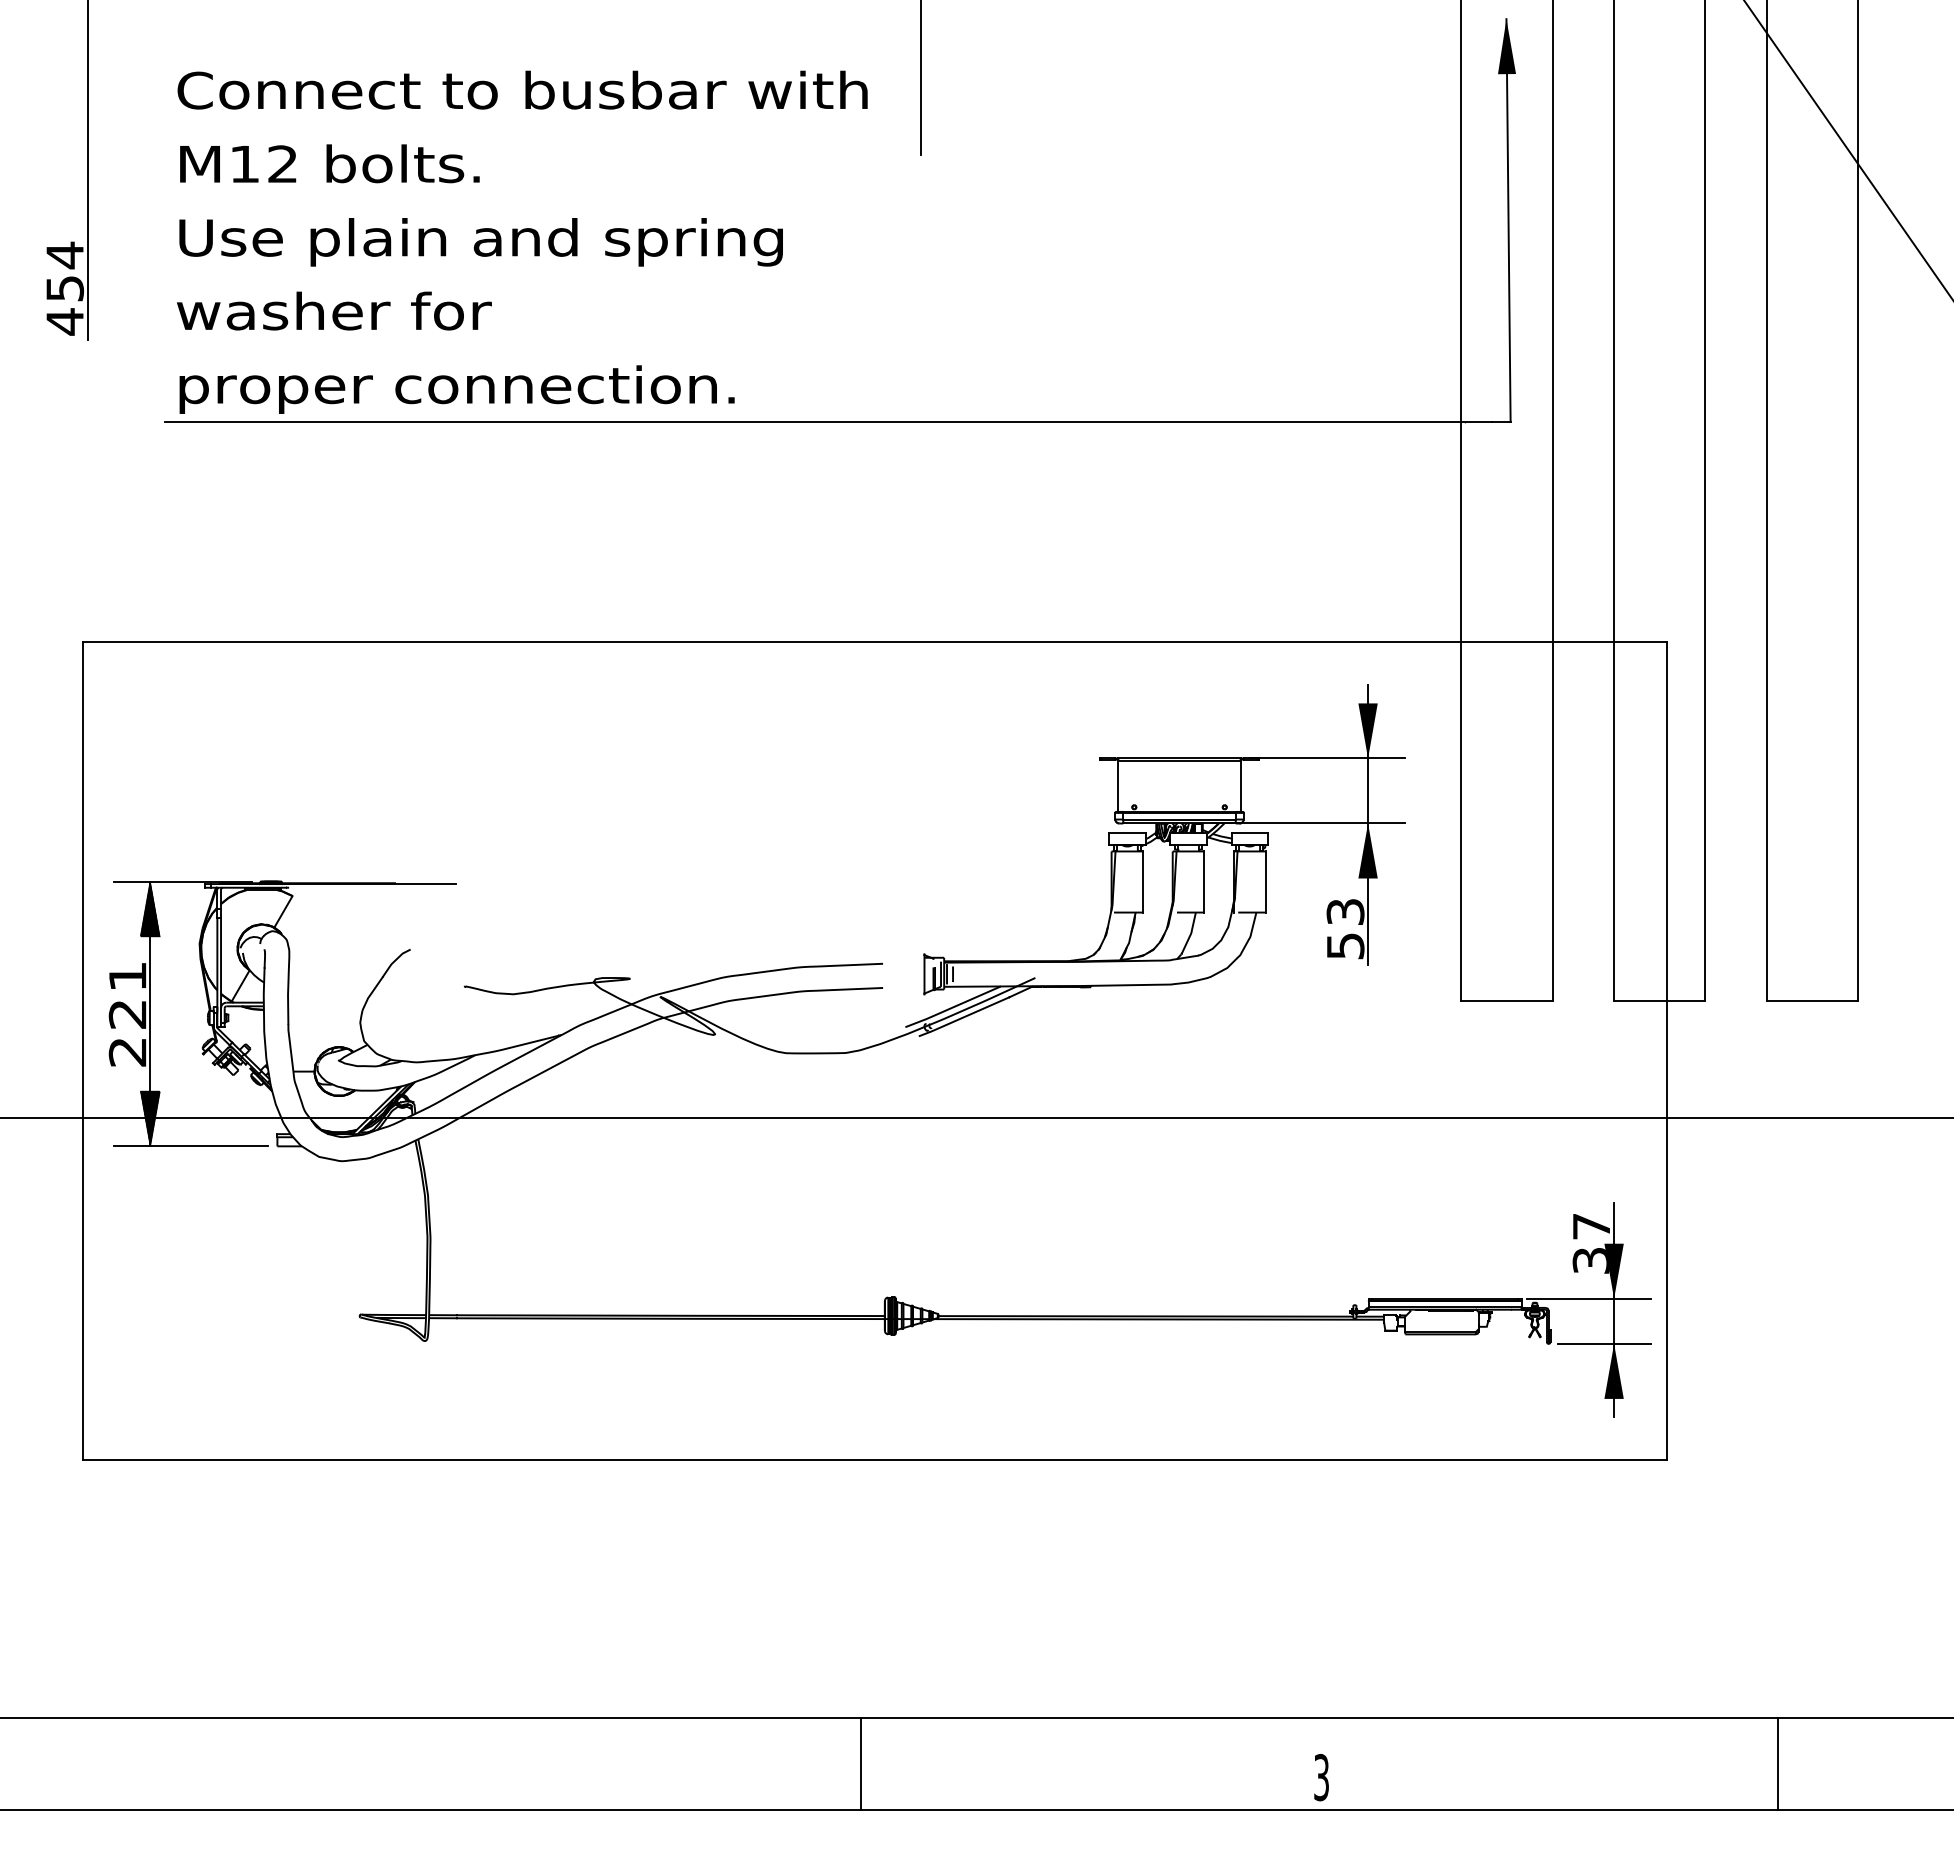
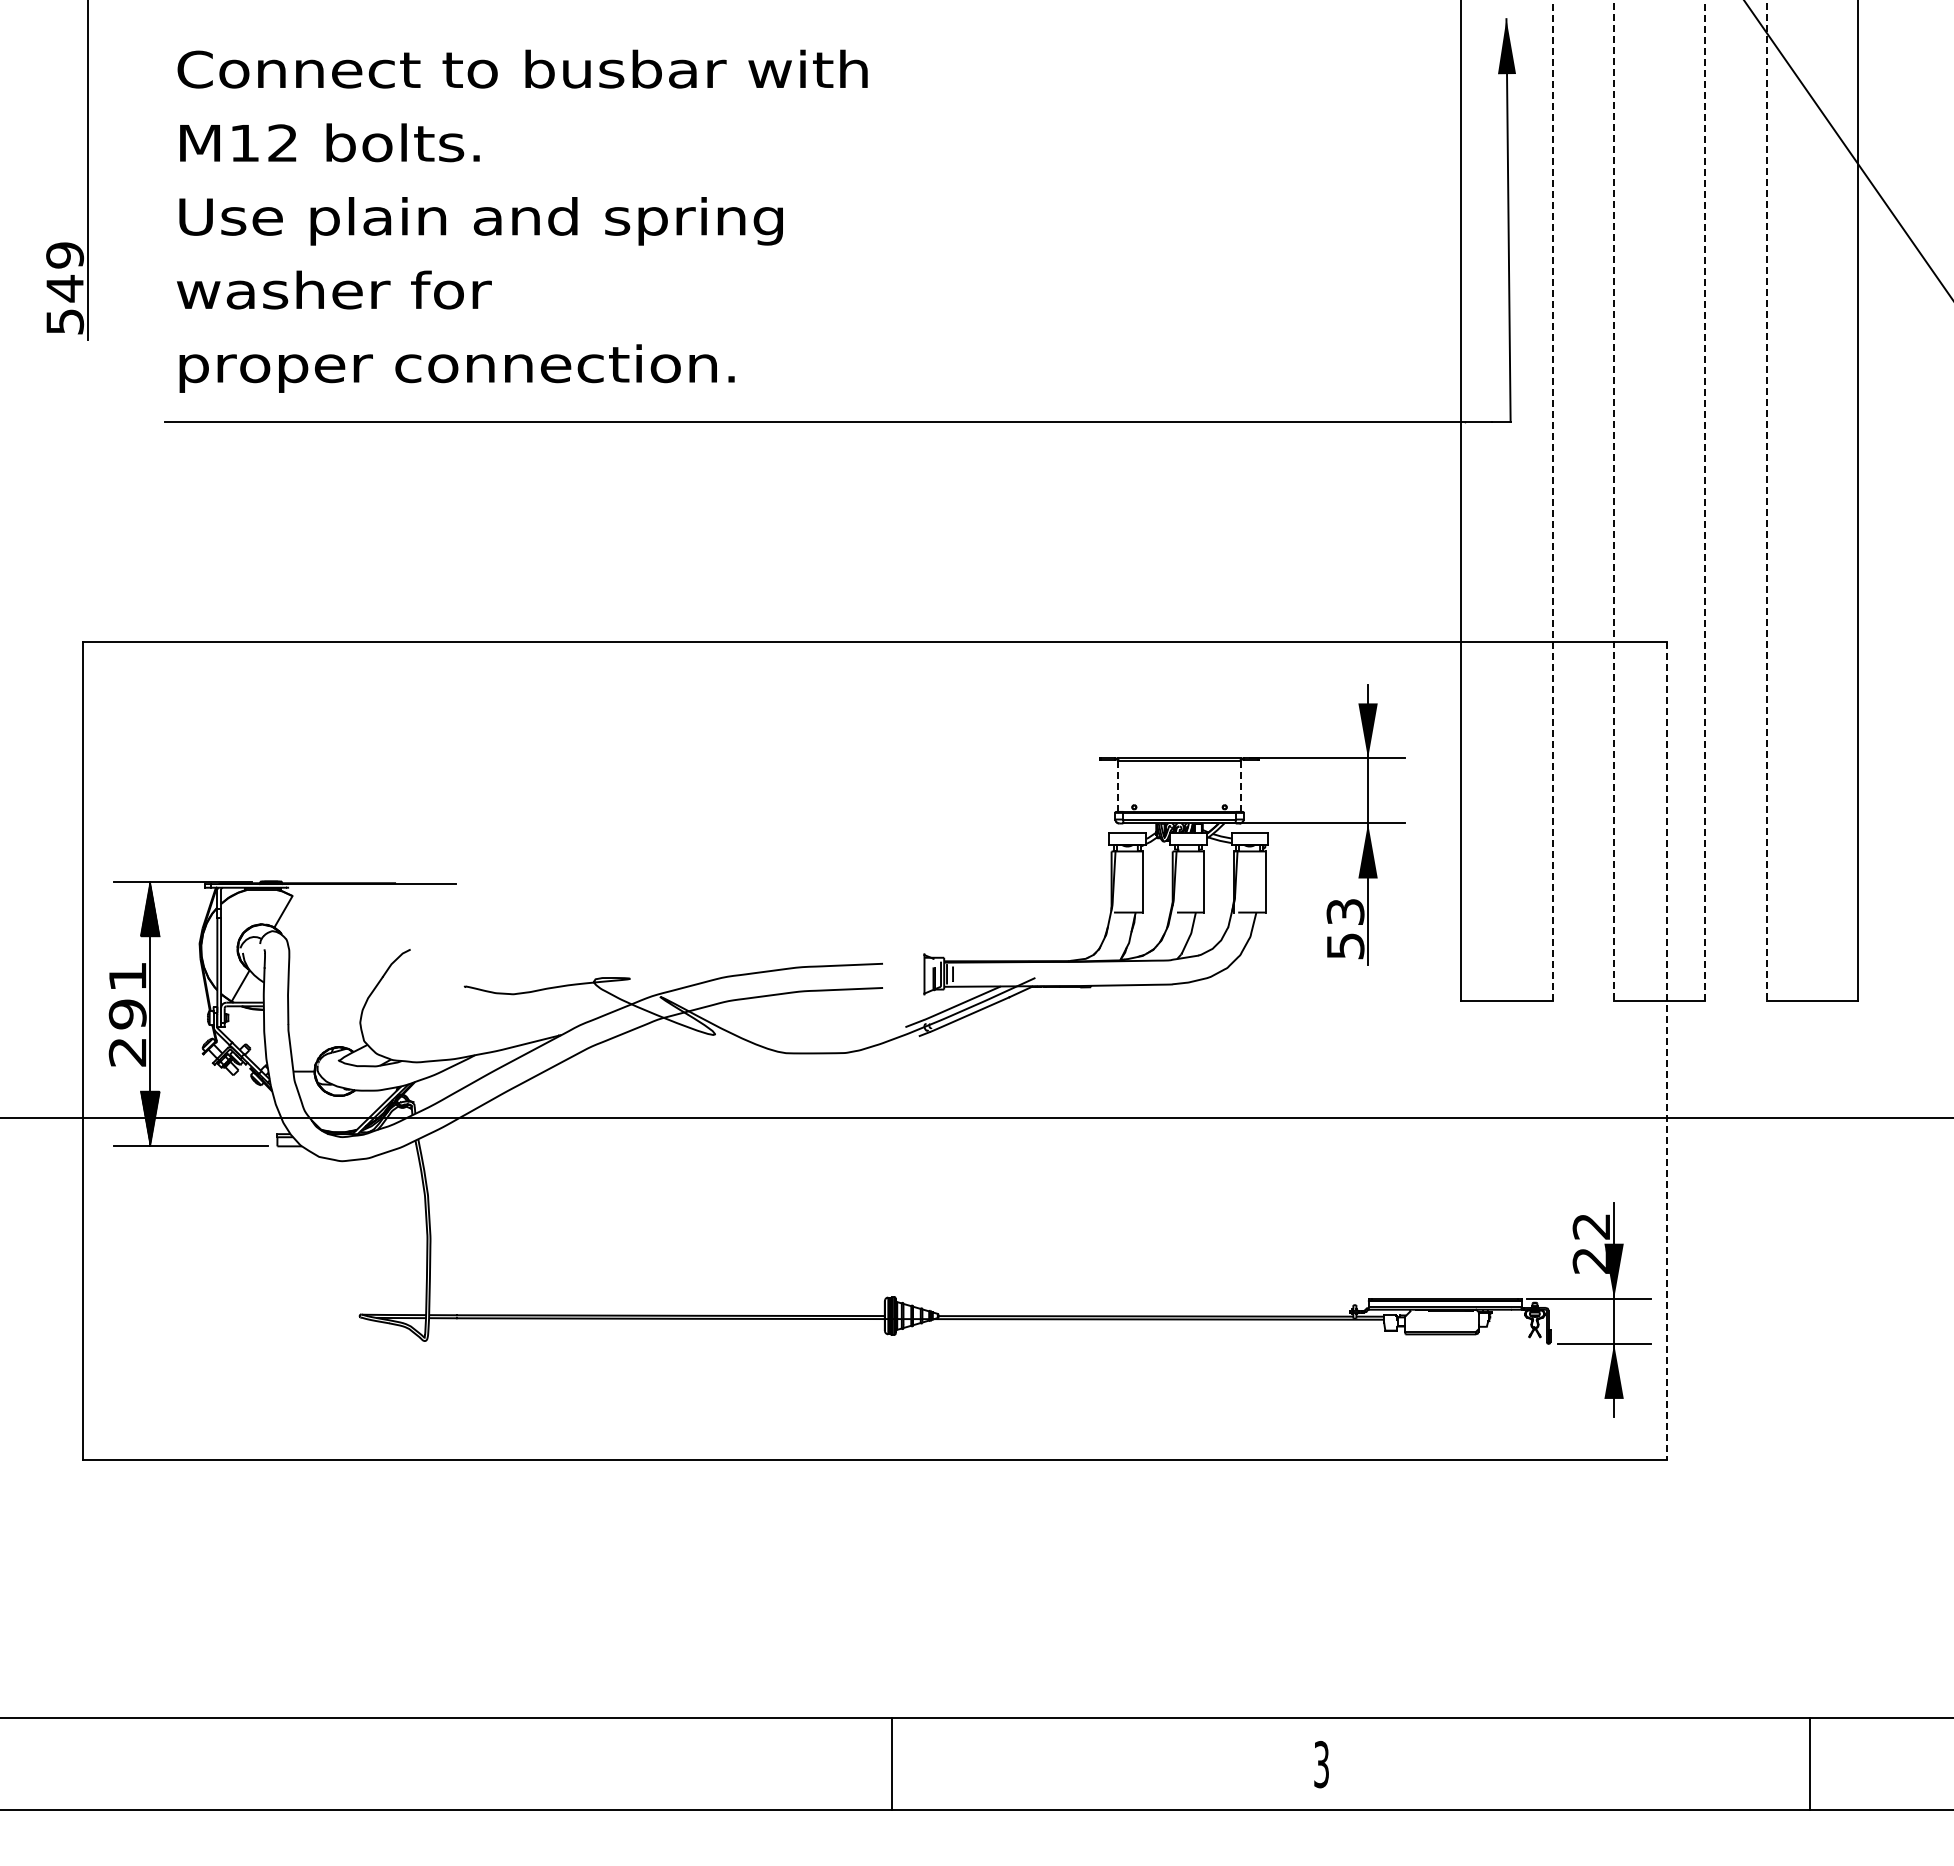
line: present -> none (920, 78)
text position: (522, 241) -> (522, 220) (522, 220)
text: 454 -> 549 (65, 288)
line: solid -> dashed (1552, 500)
line: solid -> dashed (1705, 500)
line: solid -> dashed (1613, 501)
line: solid -> dashed (1766, 501)
line: solid -> dashed (1118, 786)
line: solid -> dashed (1240, 786)
text: 221 -> 291 (127, 1014)
line: solid -> dashed (1666, 1051)
text: 37 -> 22 (1590, 1243)
line position: (861, 1764) -> (892, 1764) (892, 1764)
line position: (1777, 1764) -> (1809, 1764) (1809, 1764)
text position: (1321, 1777) -> (1321, 1764) (1321, 1764)
